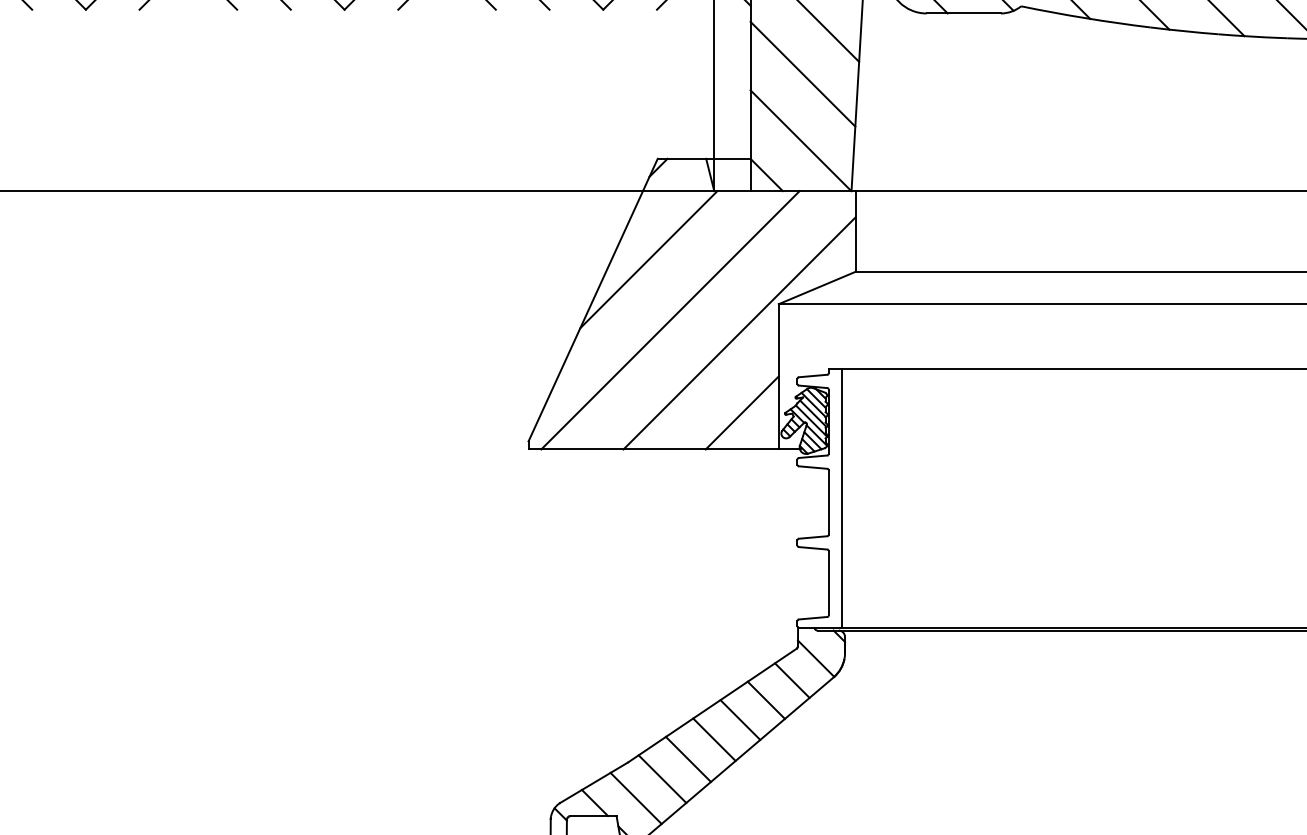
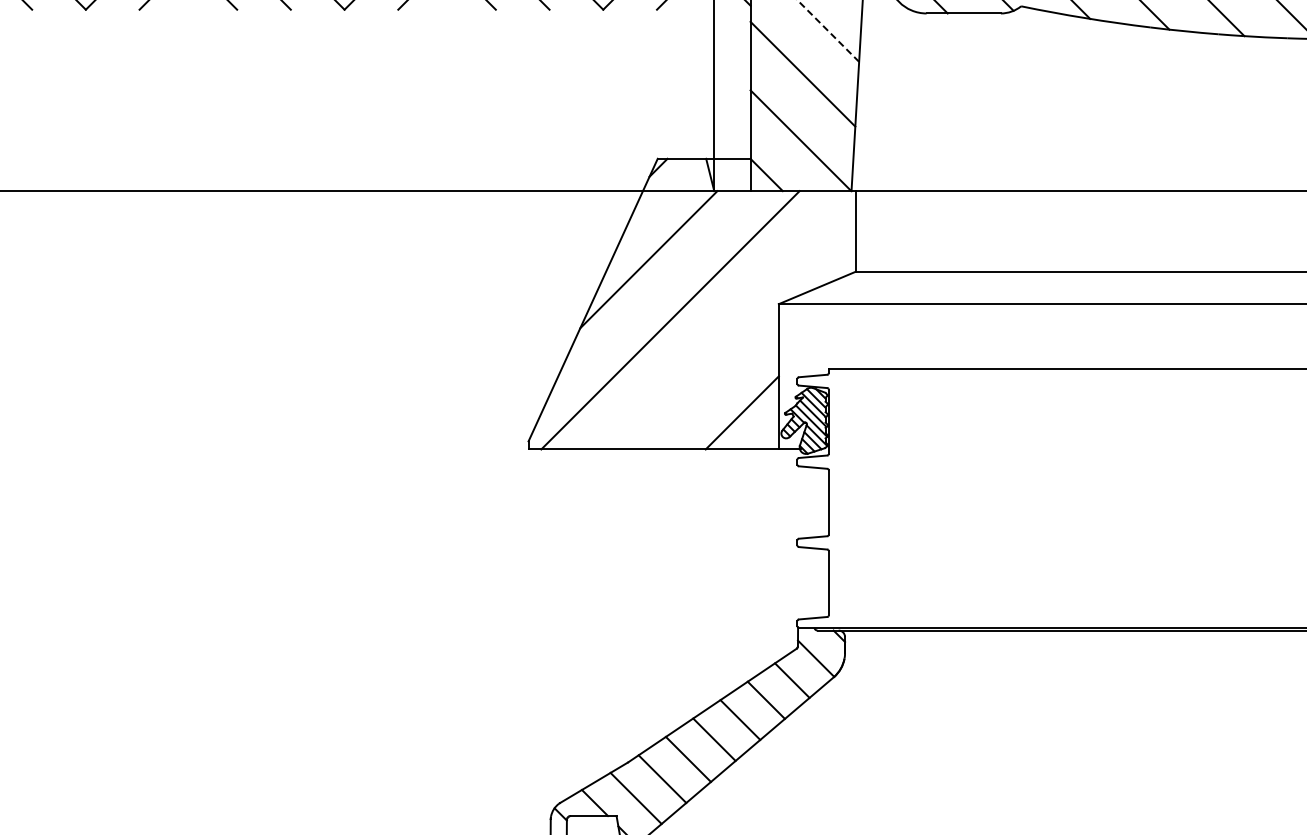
line: solid -> dashed (828, 30)
line: present -> none (739, 333)
line: present -> none (841, 497)
